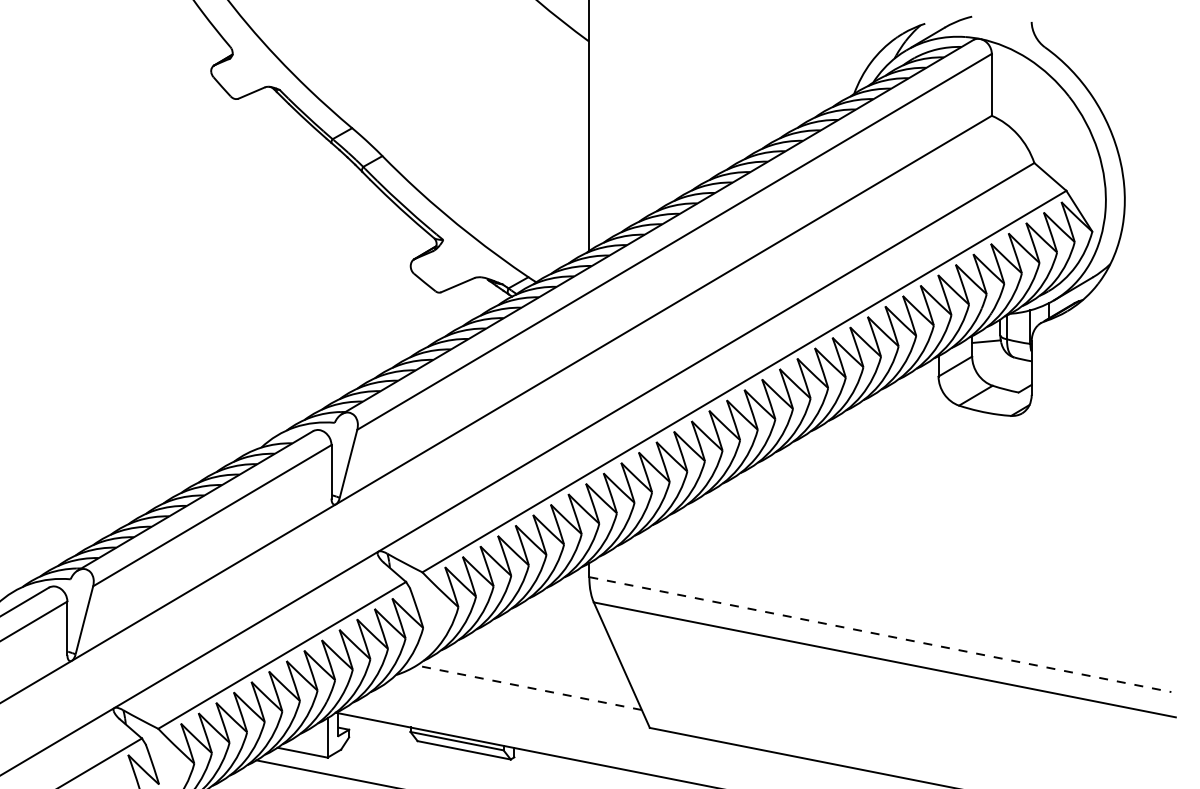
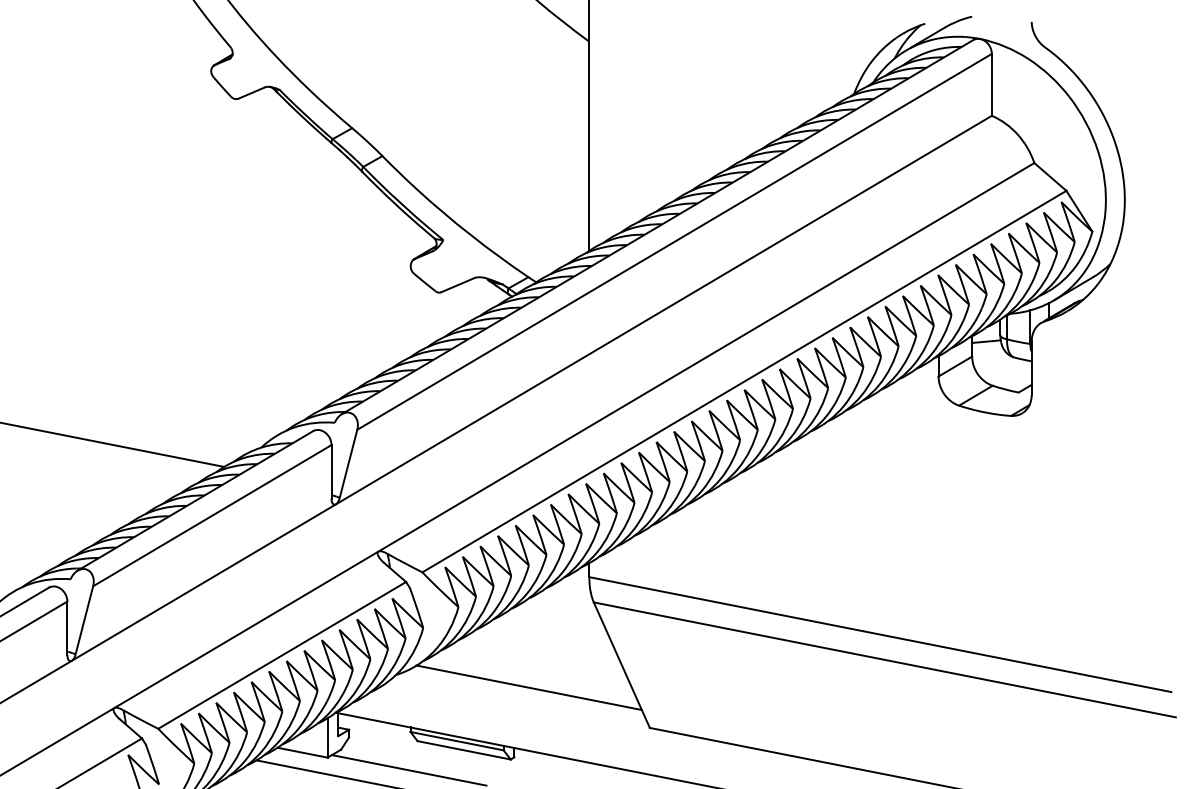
line: none -> present (113, 444)
line: dashed -> solid (880, 634)
line: dashed -> solid (529, 687)
line: none -> present (408, 770)
